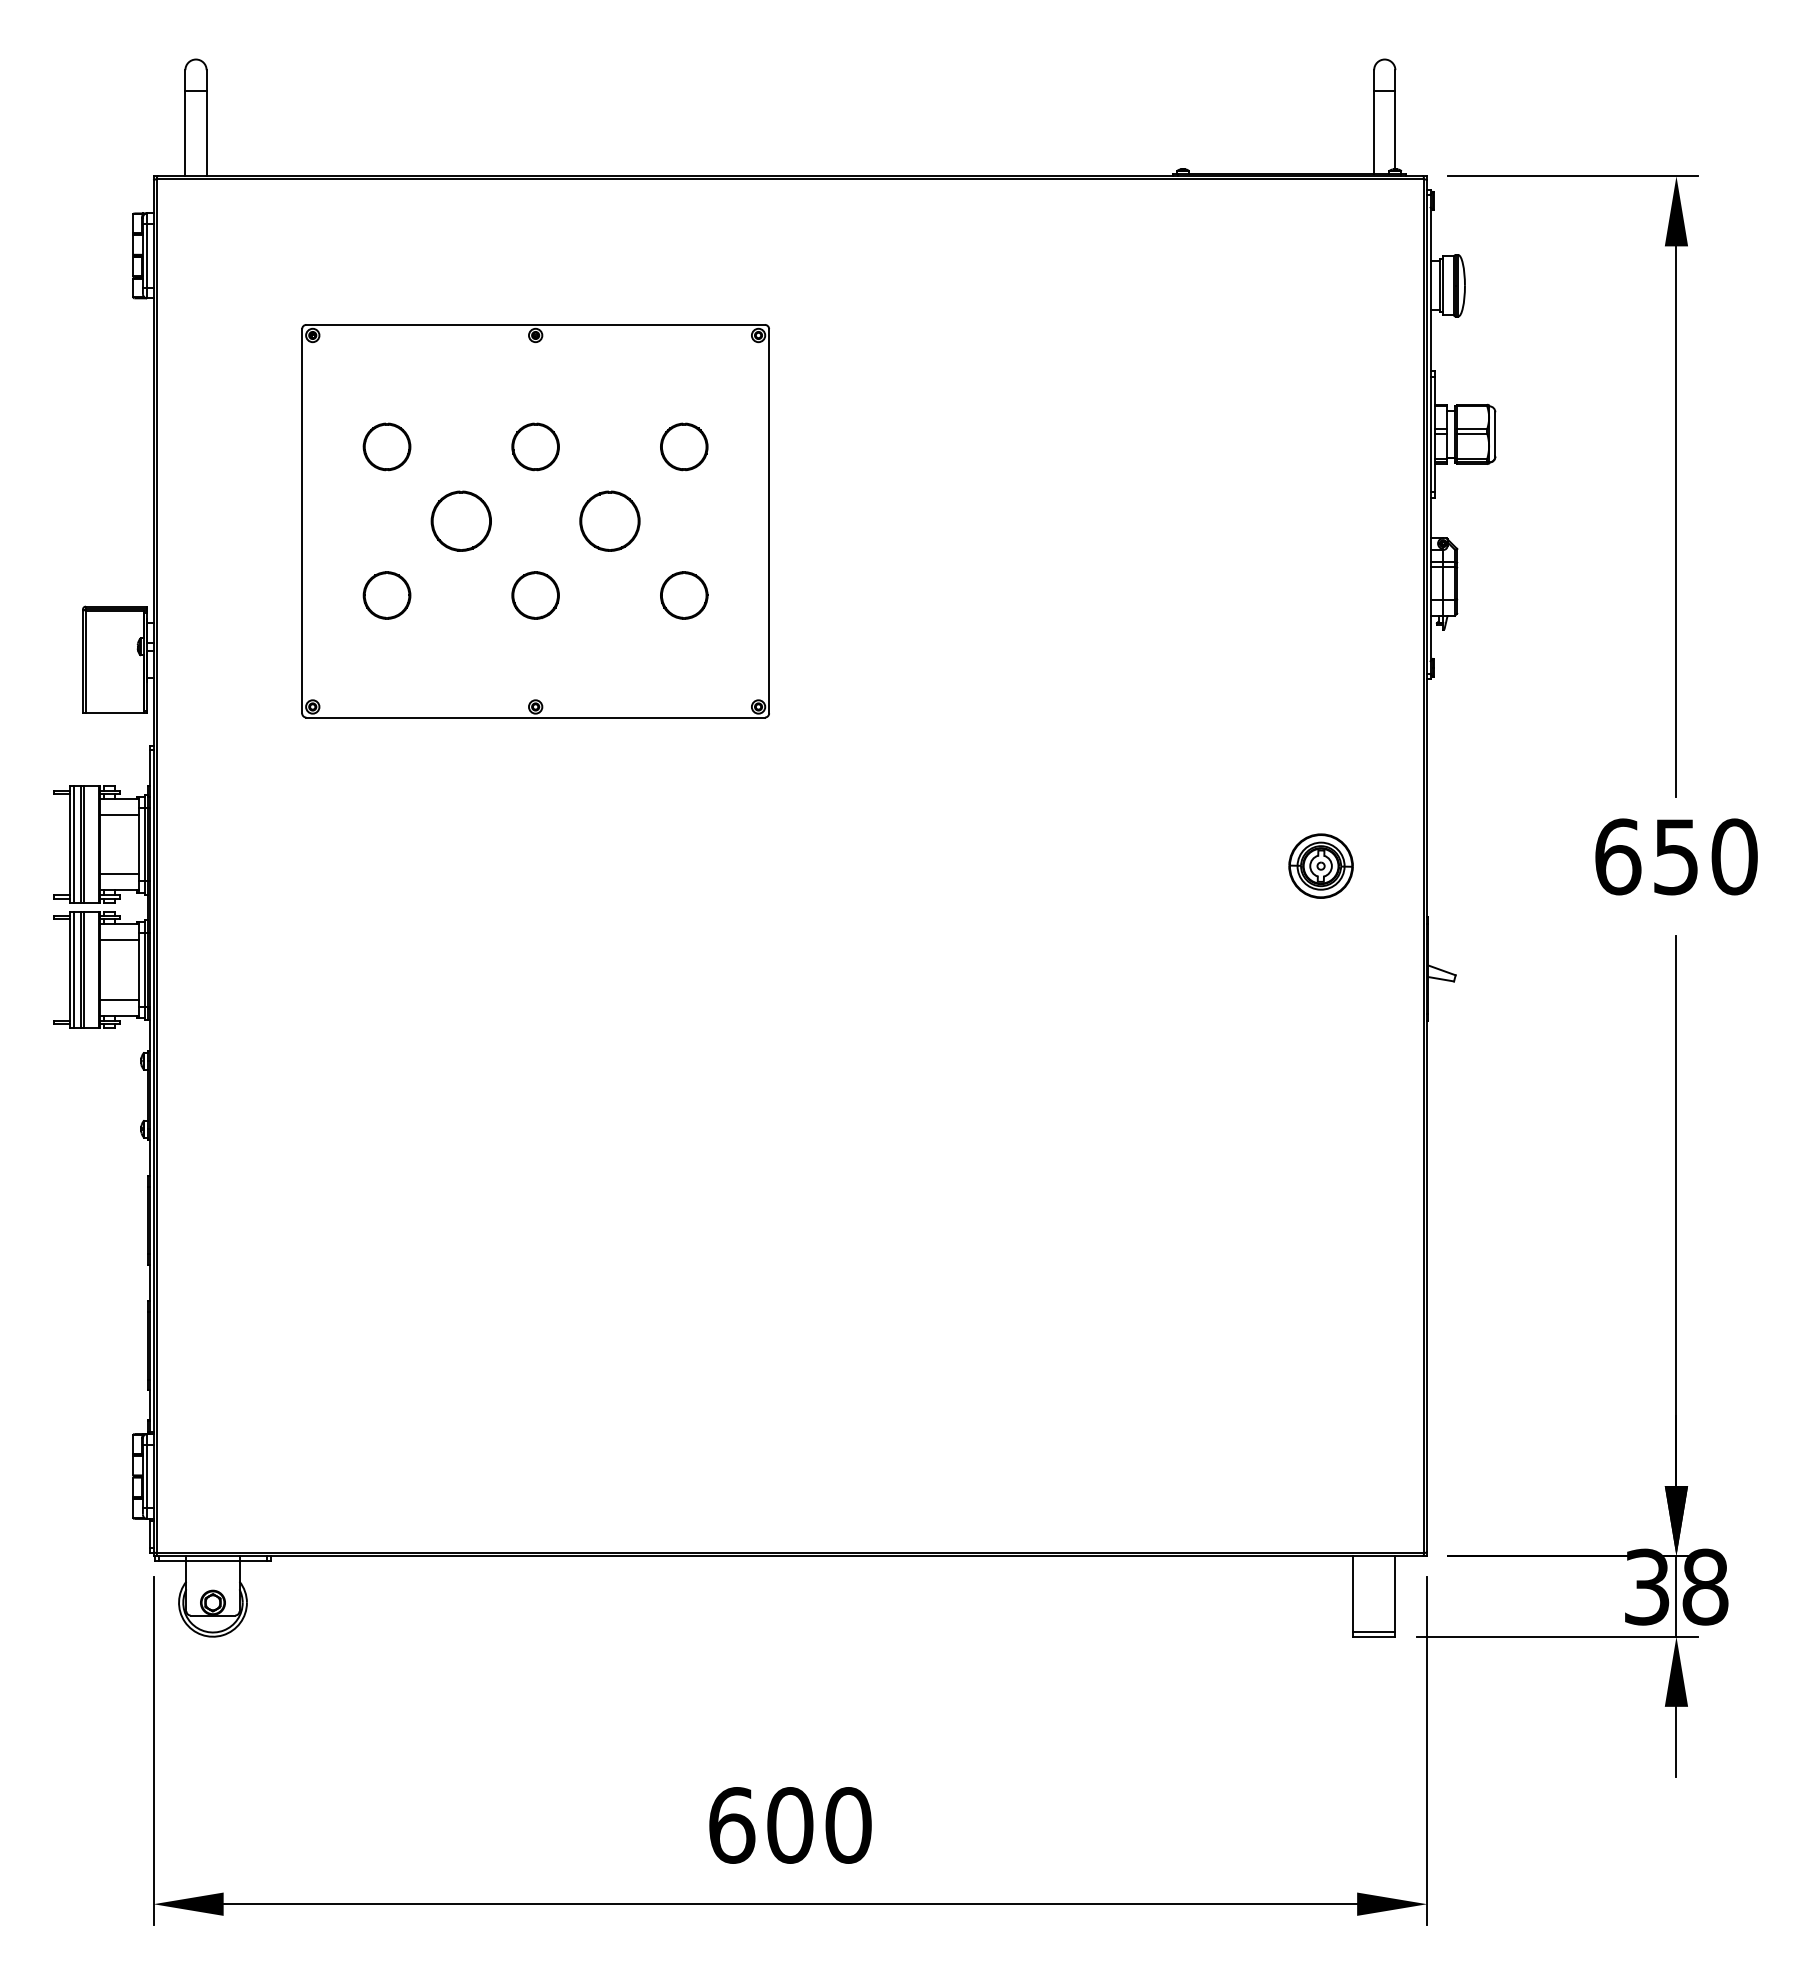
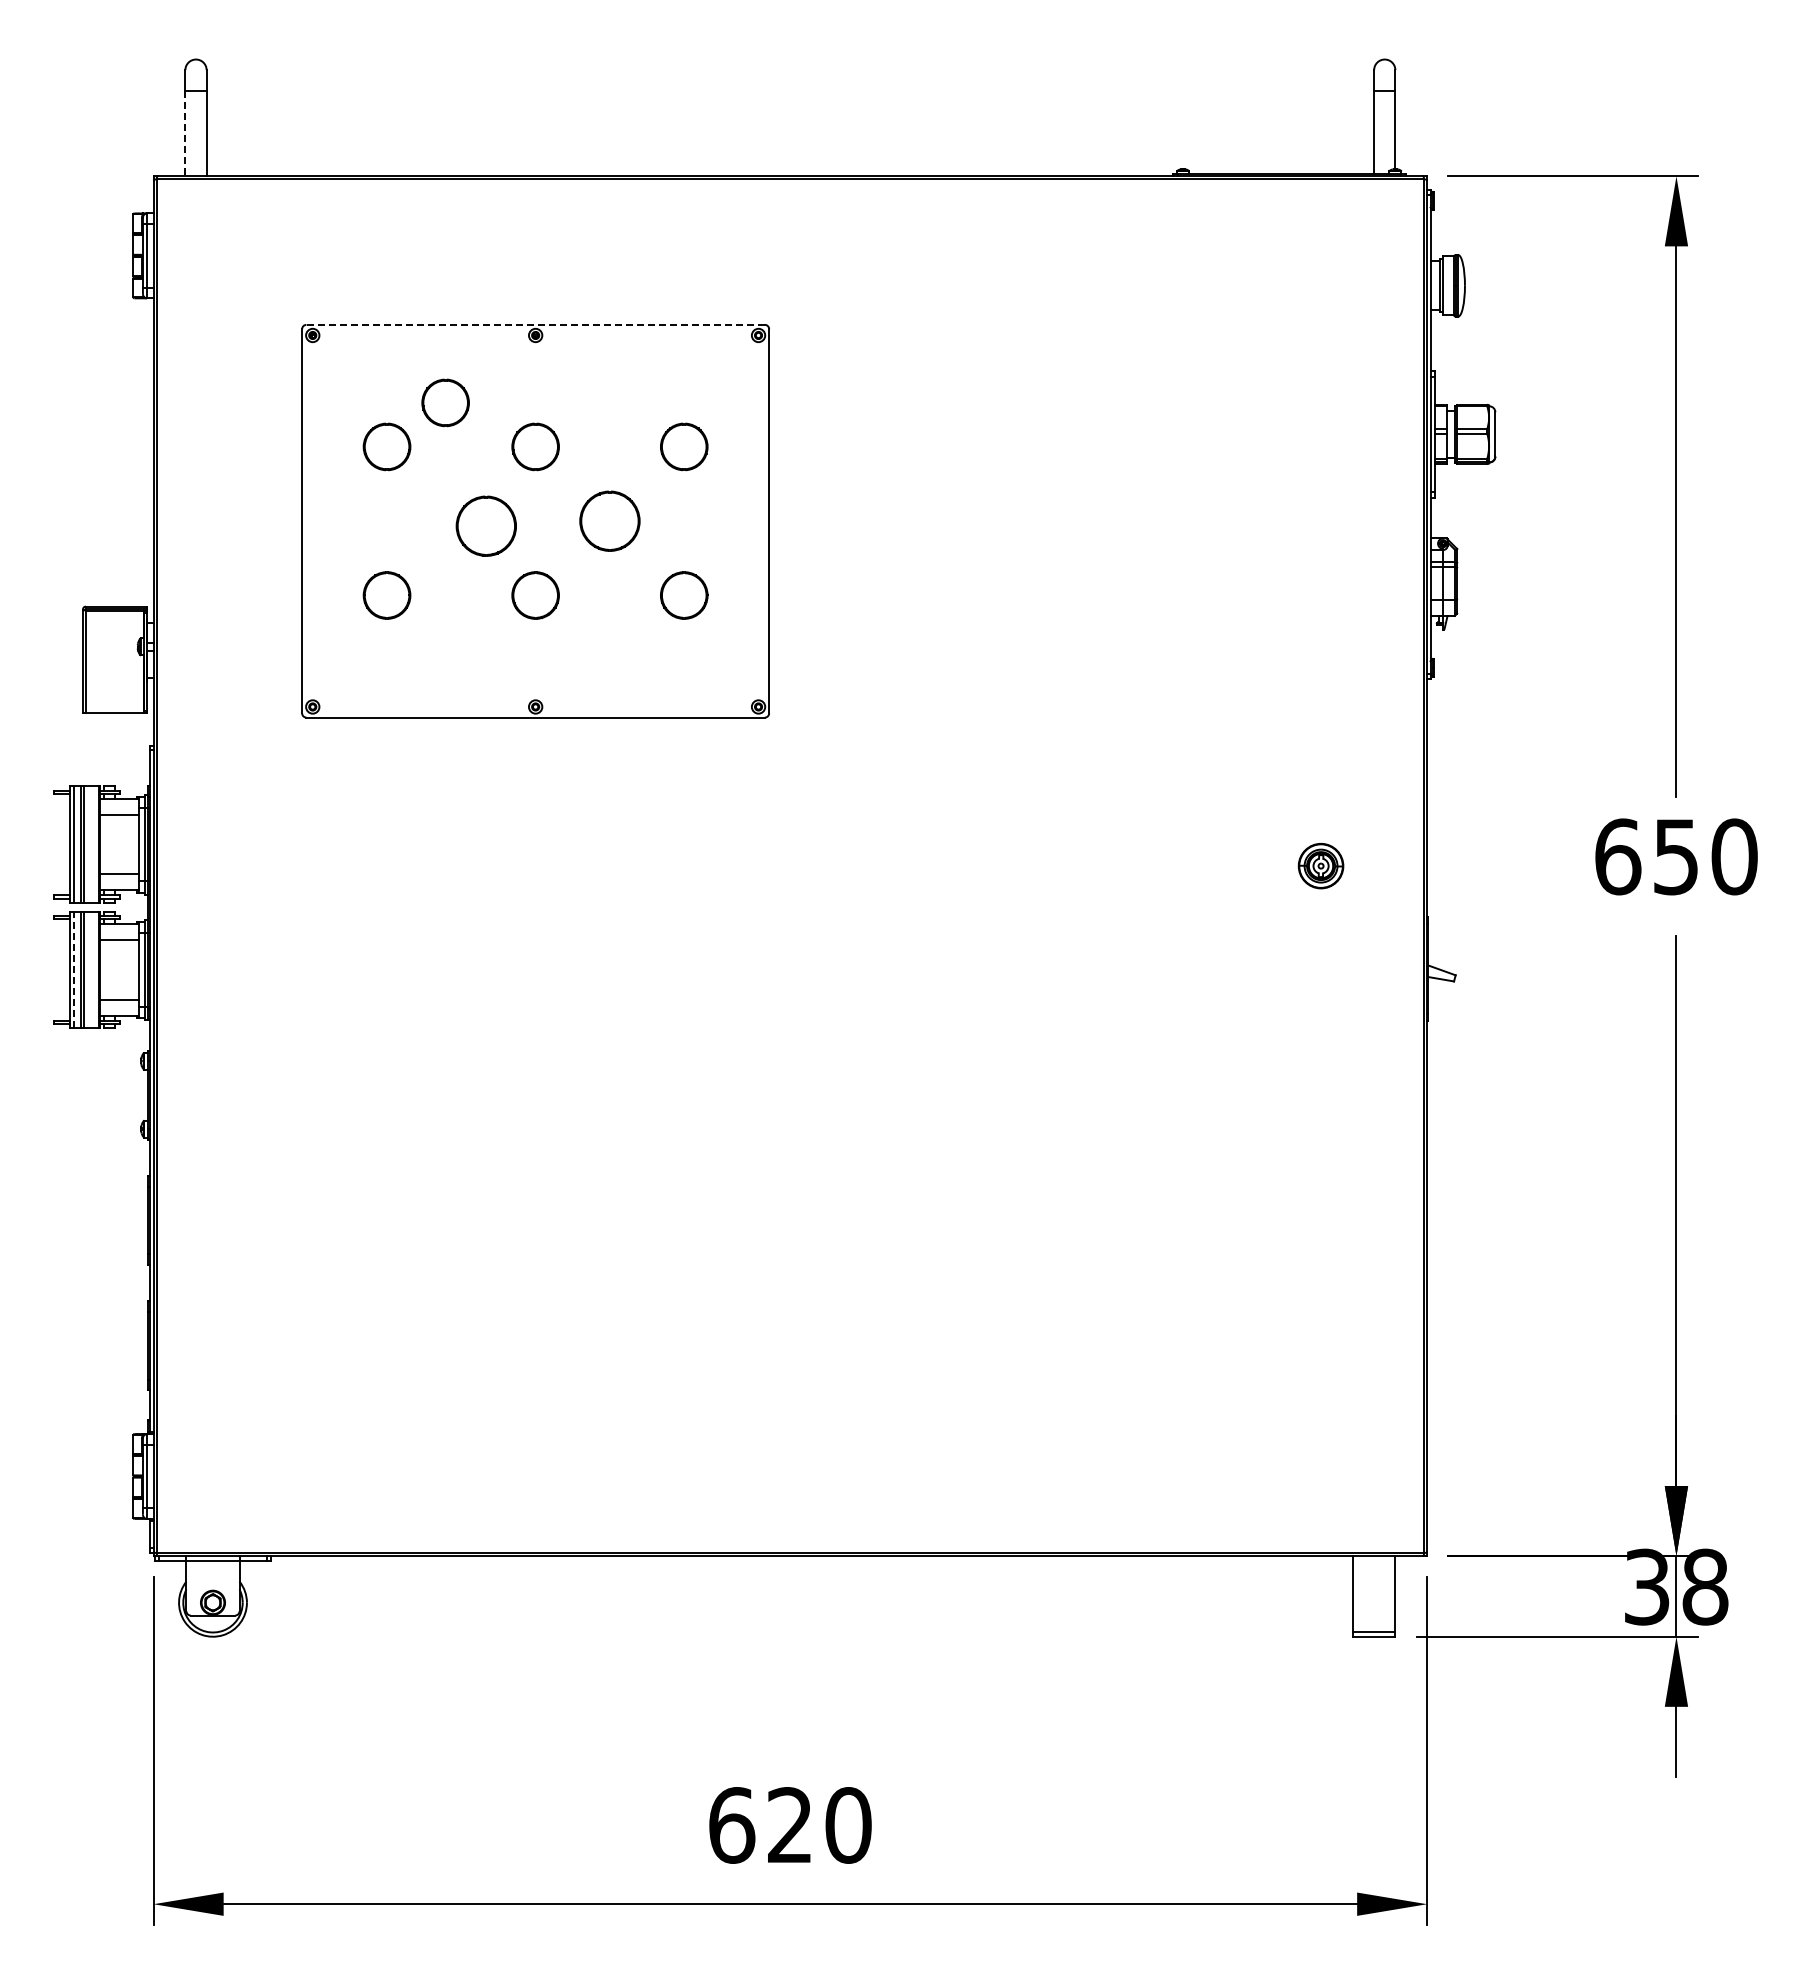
line: solid -> dashed (185, 134)
line: solid -> dashed (535, 324)
part: none -> present (445, 402)
part position: (460, 520) -> (485, 525) (485, 525)
part size: 66x66 px -> 48x47 px (1320, 866)
line: solid -> dashed (74, 969)
text: 600 -> 620 (790, 1825)
